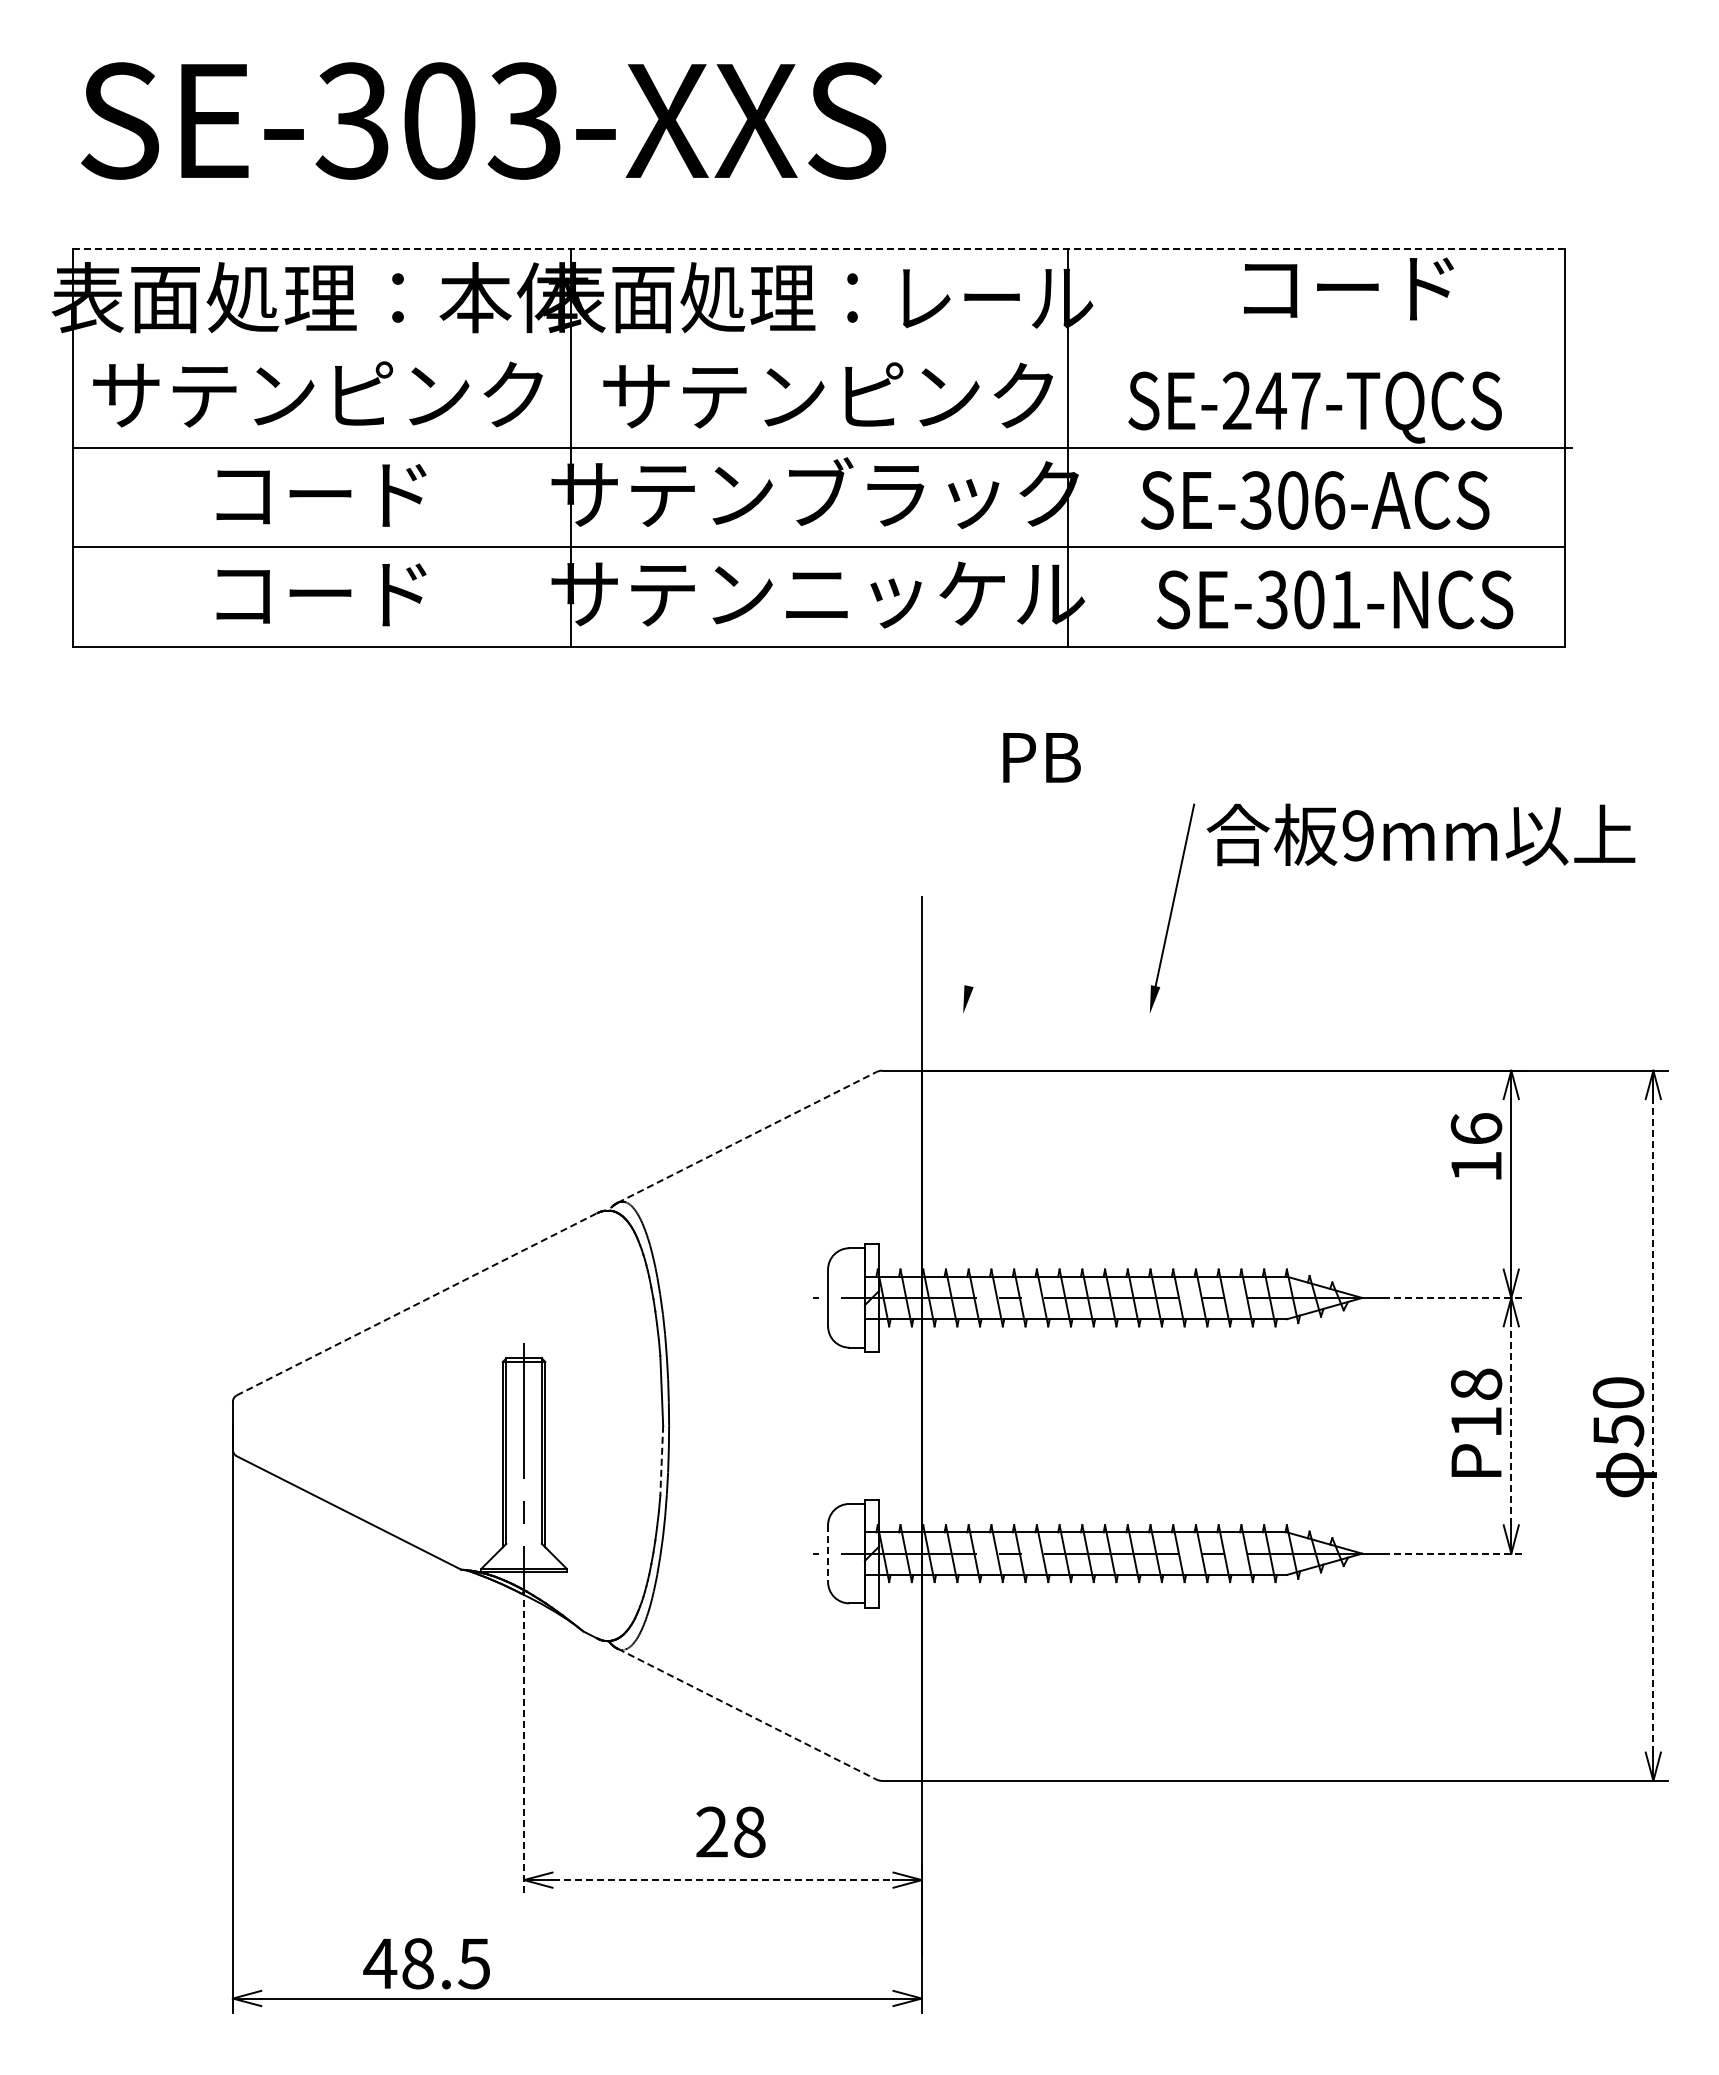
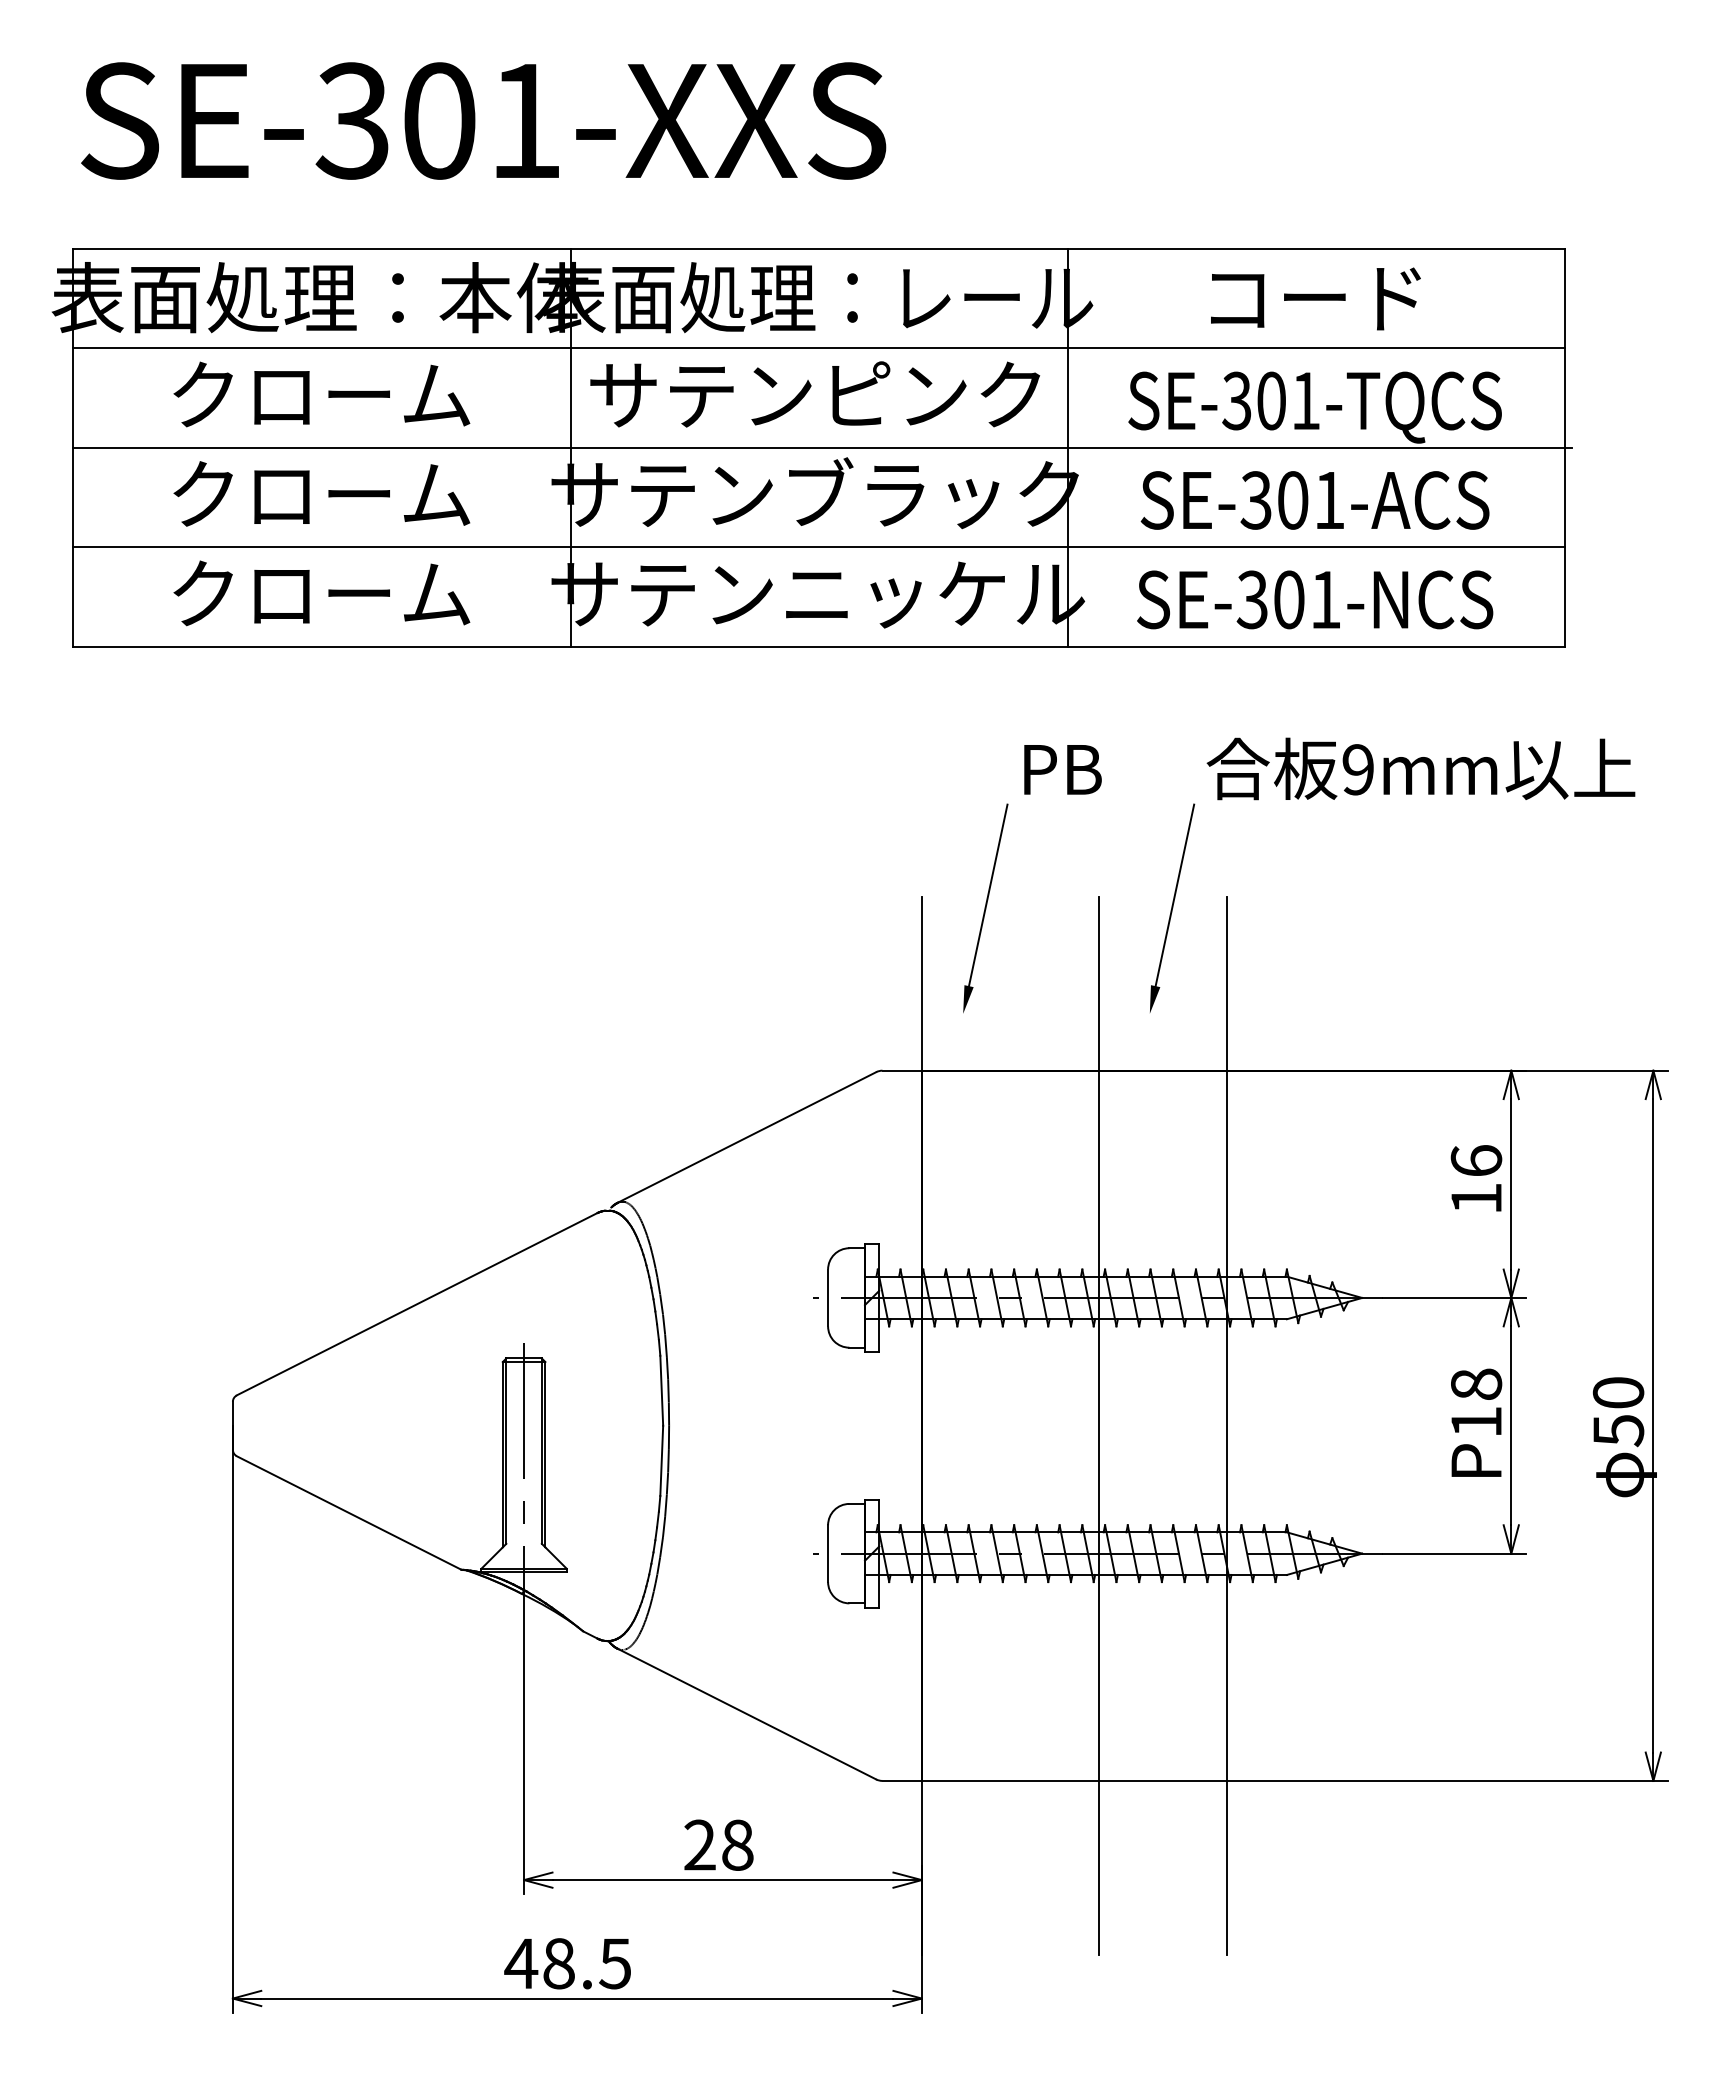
text: SE-303-XXS -> SE-301-XXS (523, 120)
line: dashed -> solid (819, 248)
text position: (1348, 288) -> (1315, 298) (1315, 298)
line: none -> present (818, 348)
text: サテンピンク -> クローム (317, 394)
text position: (828, 395) -> (815, 394) (815, 394)
text: SE-247-TQCS -> SE-301-TQCS (1271, 400)
text: コード -> クローム (321, 493)
text: SE-306-ACS -> SE-301-ACS (1330, 500)
text: コード -> クローム (321, 593)
text position: (1335, 599) -> (1315, 599) (1315, 599)
text position: (1041, 757) -> (1062, 769) (1062, 769)
text position: (1420, 834) -> (1420, 768) (1420, 768)
line: none -> present (988, 895)
line: dashed -> solid (746, 1137)
text position: (1476, 1146) -> (1476, 1178) (1476, 1178)
line: dashed -> solid (1454, 1297)
line: dashed -> solid (417, 1303)
line: none -> present (1099, 1425)
line: none -> present (1227, 1425)
line: dashed -> solid (1511, 1425)
line: dashed -> solid (1653, 1425)
line: dashed -> solid (661, 1461)
line: dashed -> solid (1454, 1553)
line: dashed -> solid (828, 1554)
line: dashed -> solid (747, 1714)
line: dashed -> solid (524, 1741)
text position: (730, 1831) -> (718, 1844) (718, 1844)
line: dashed -> solid (723, 1880)
text position: (426, 1963) -> (567, 1963) (567, 1963)
